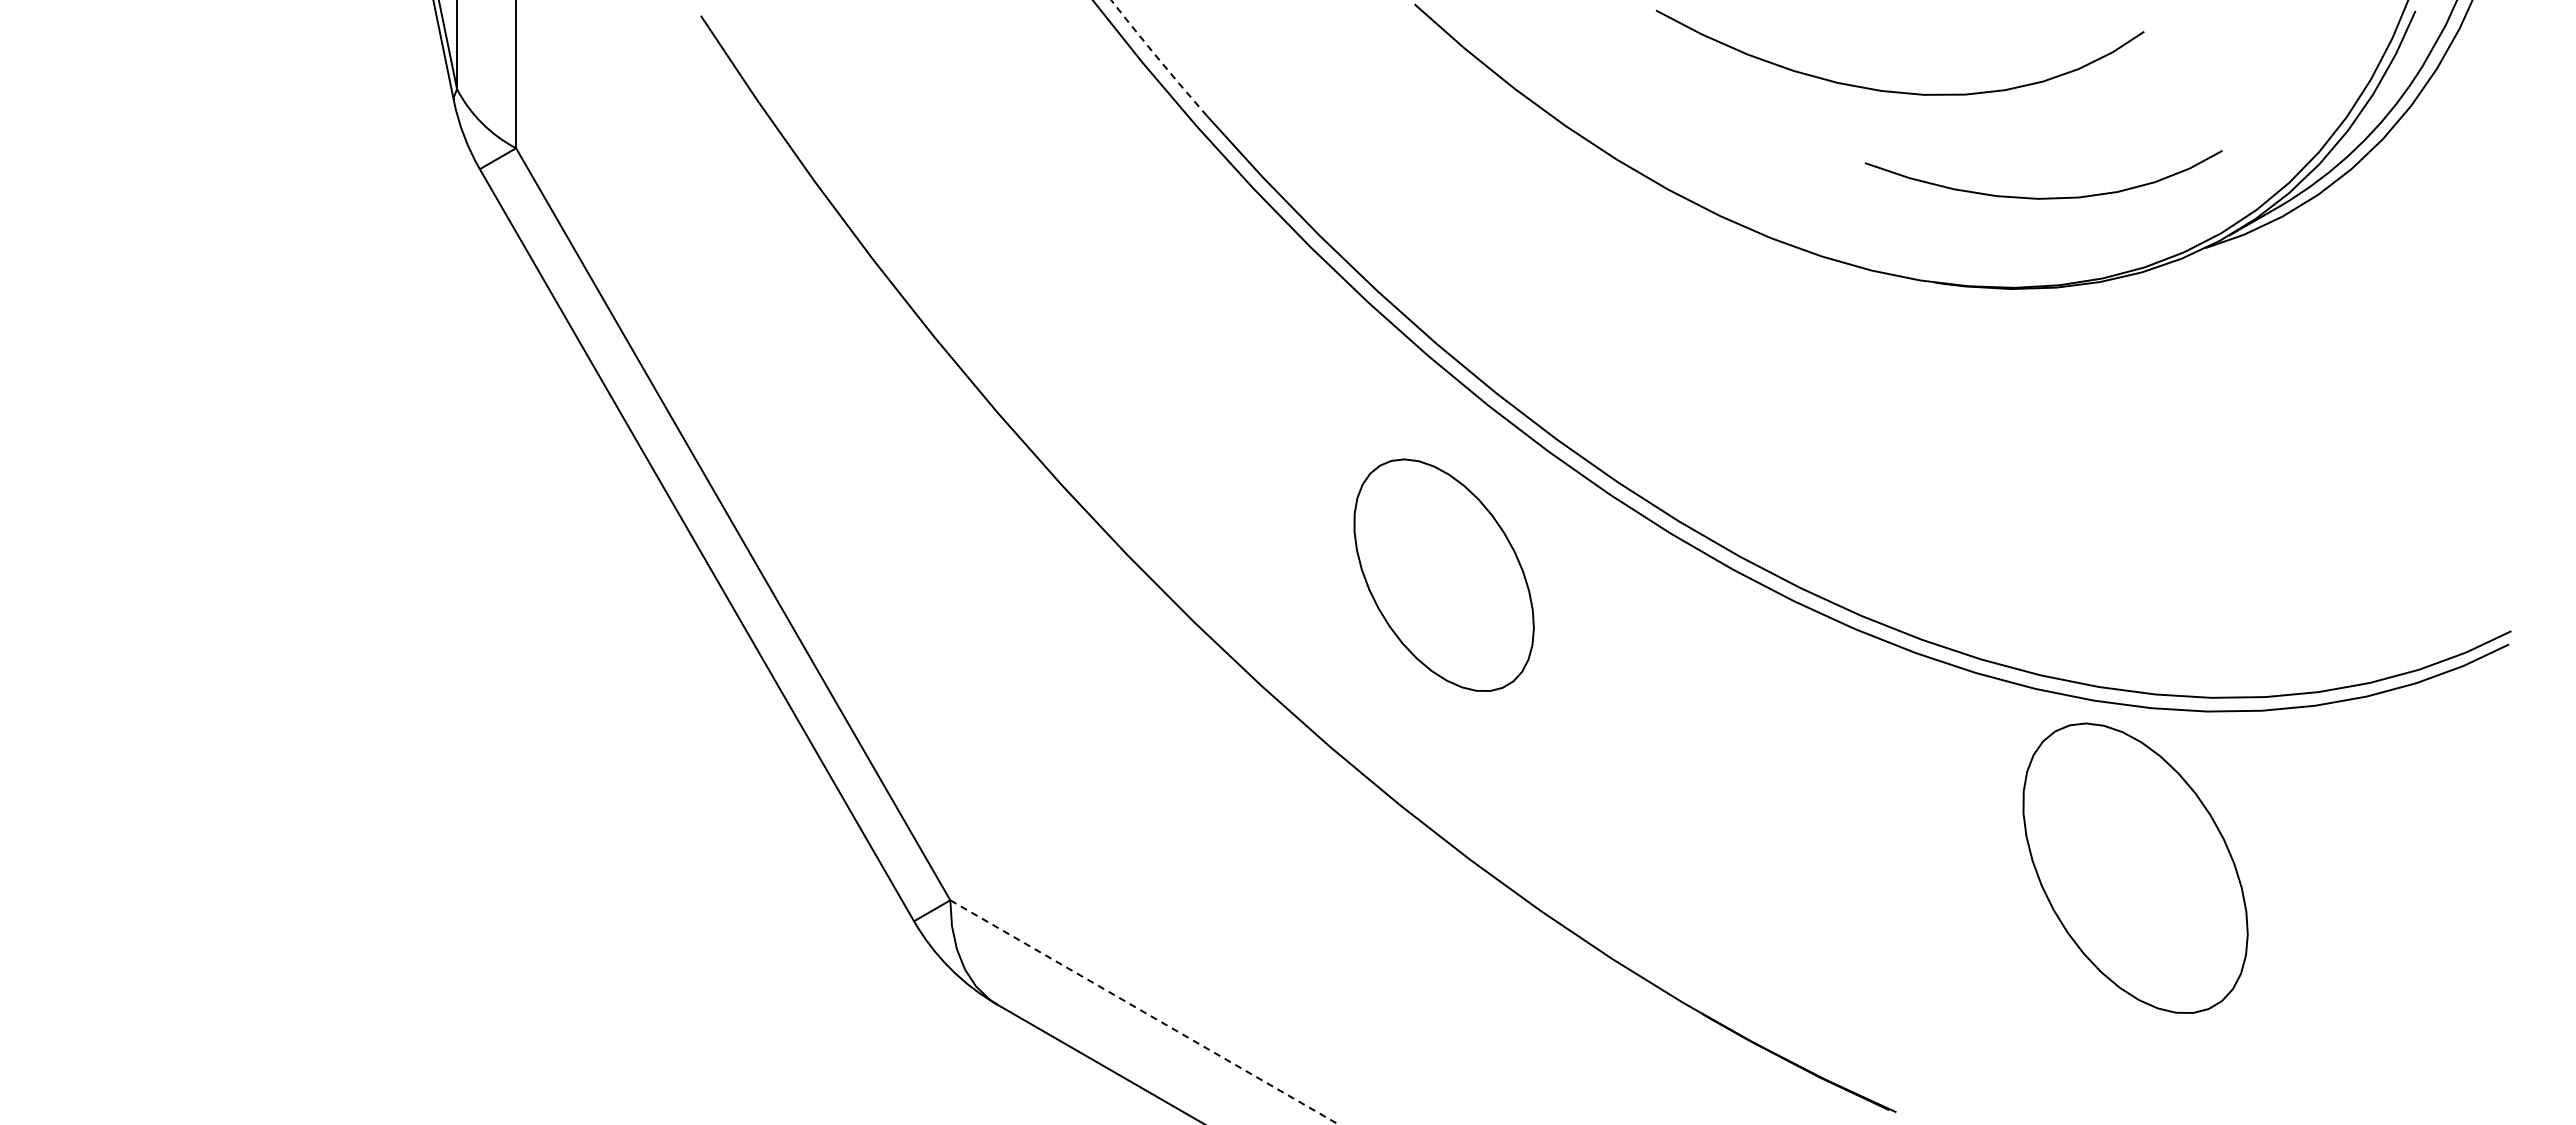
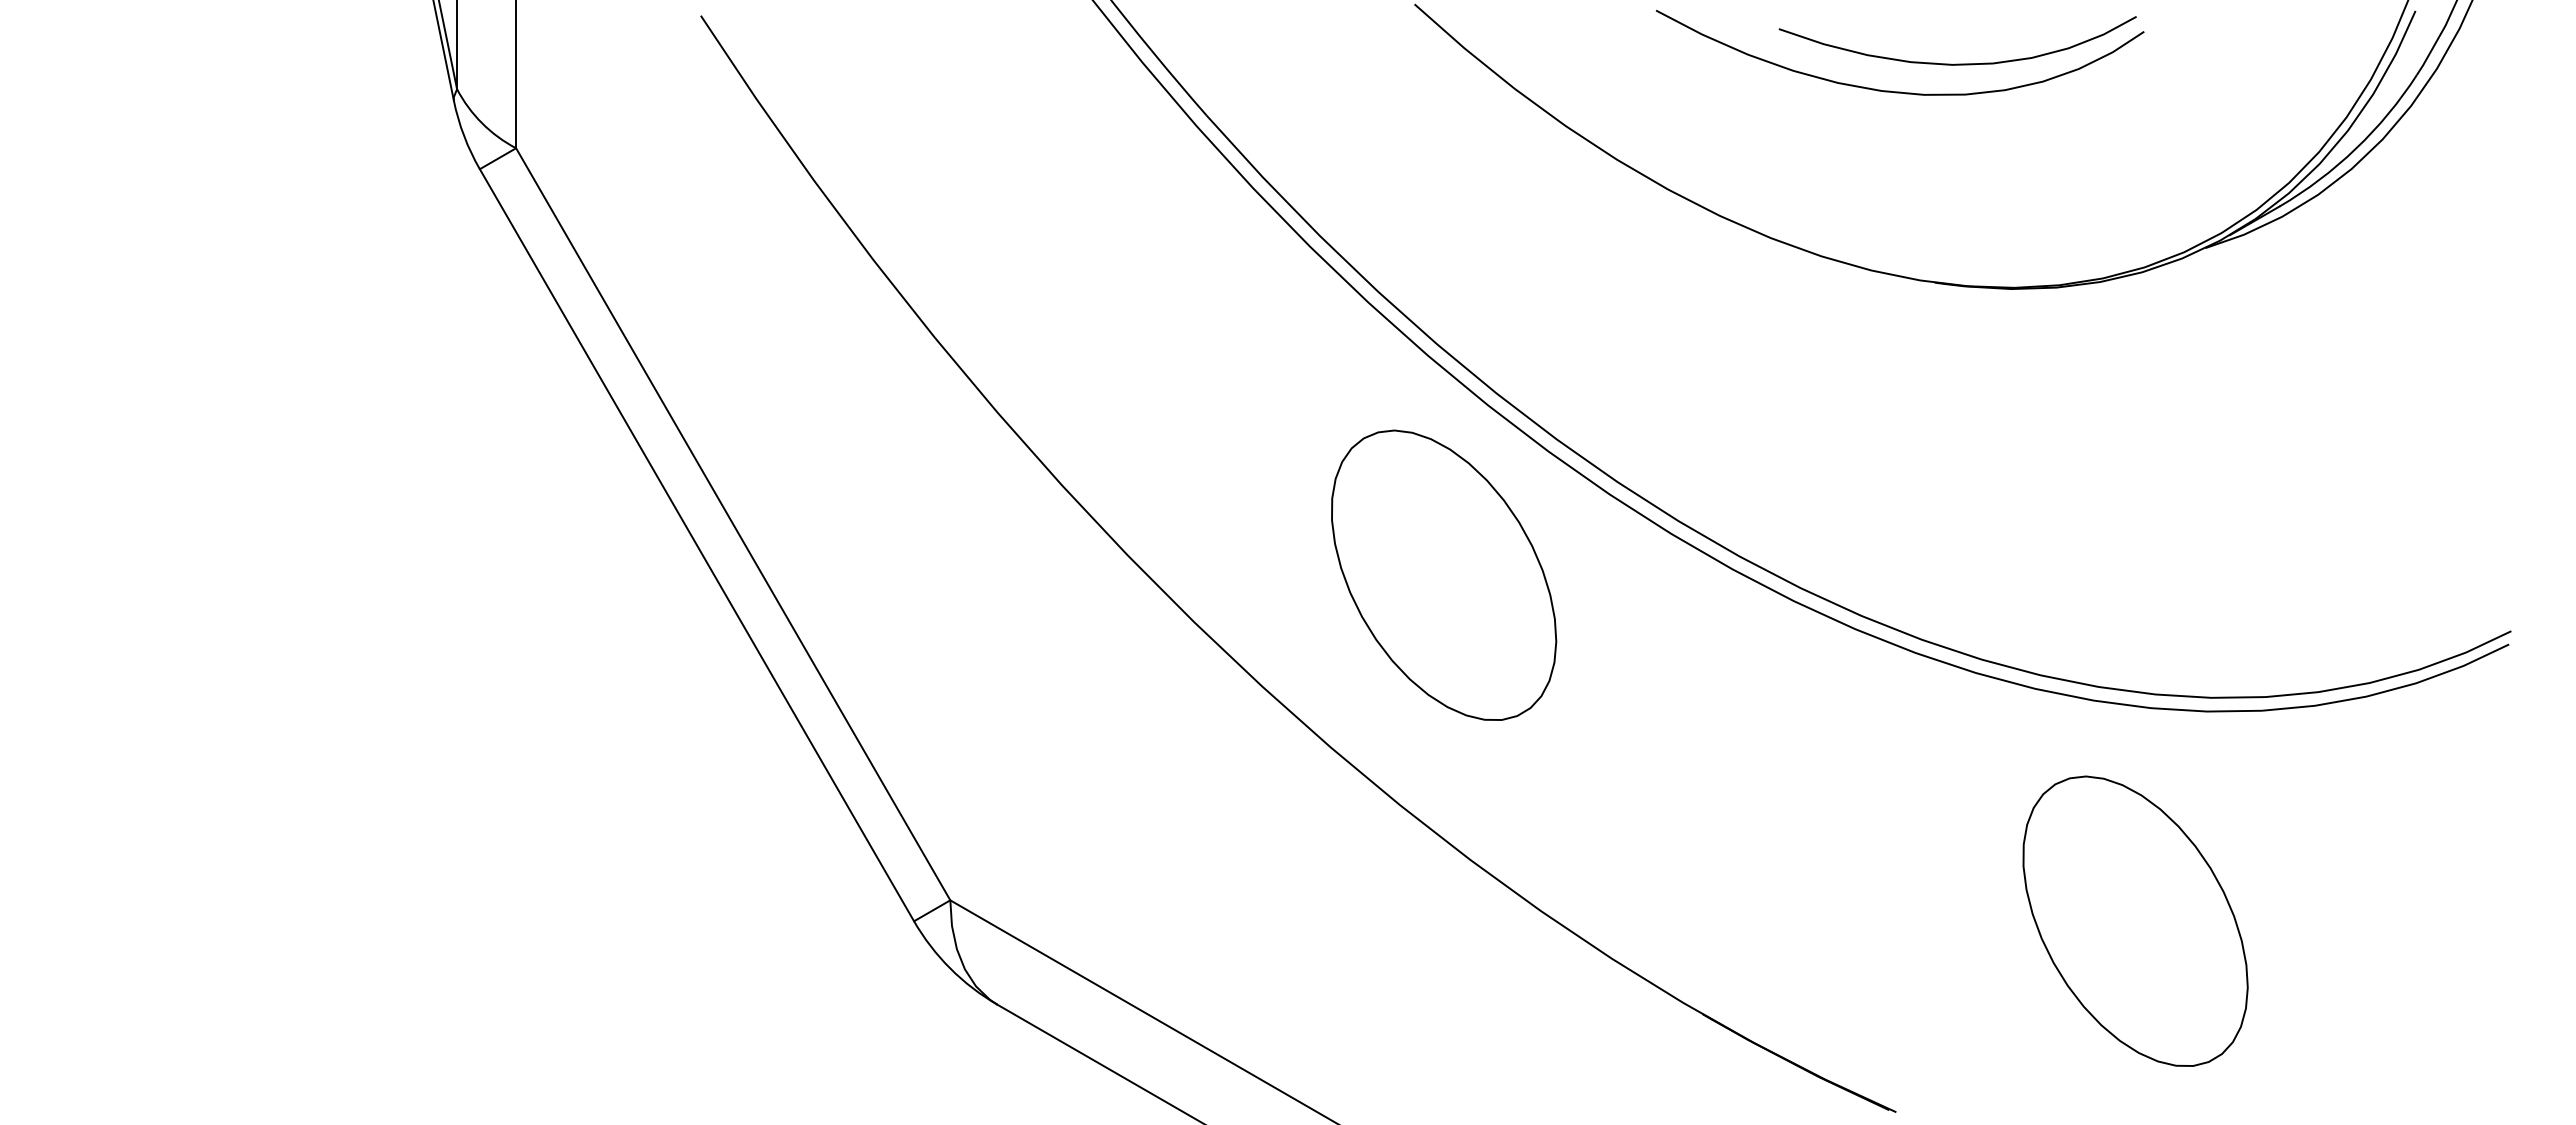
arc: dashed -> solid (1157, 58)
curve position: (2043, 197) -> (1957, 63) (1957, 63)
part size: 182x234 px -> 227x292 px (1444, 574)
part position: (2135, 867) -> (2135, 920) (2135, 920)
line: dashed -> solid (1145, 1012)
